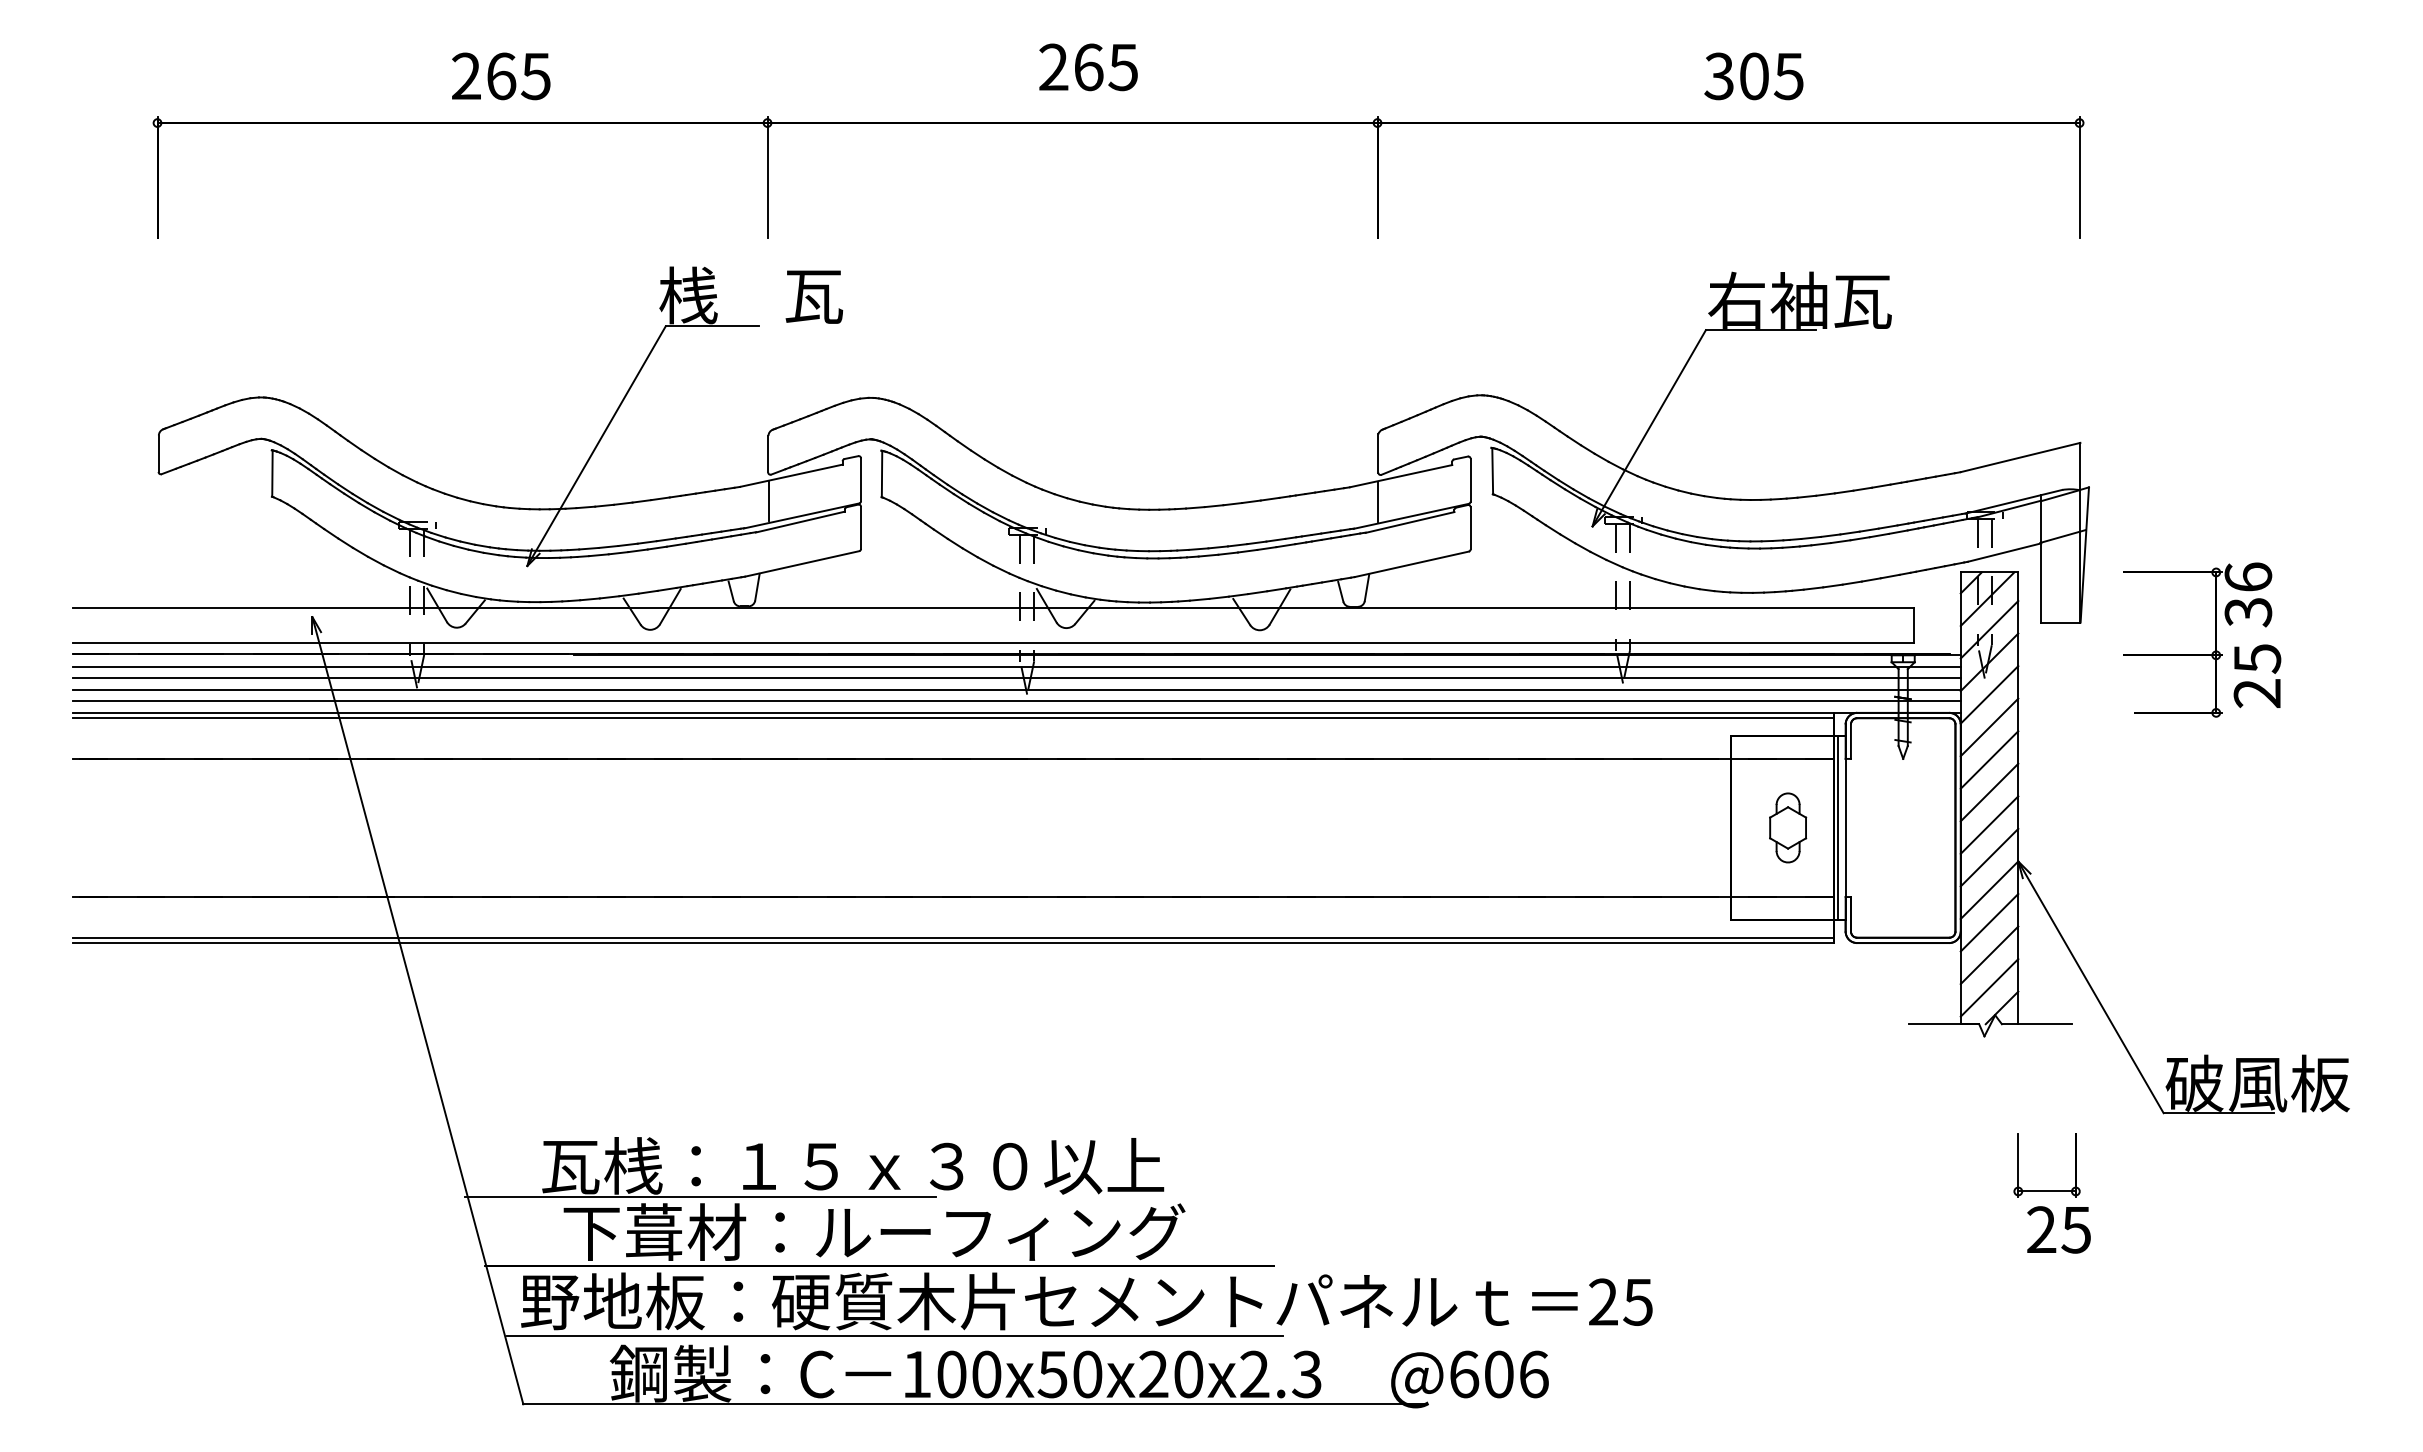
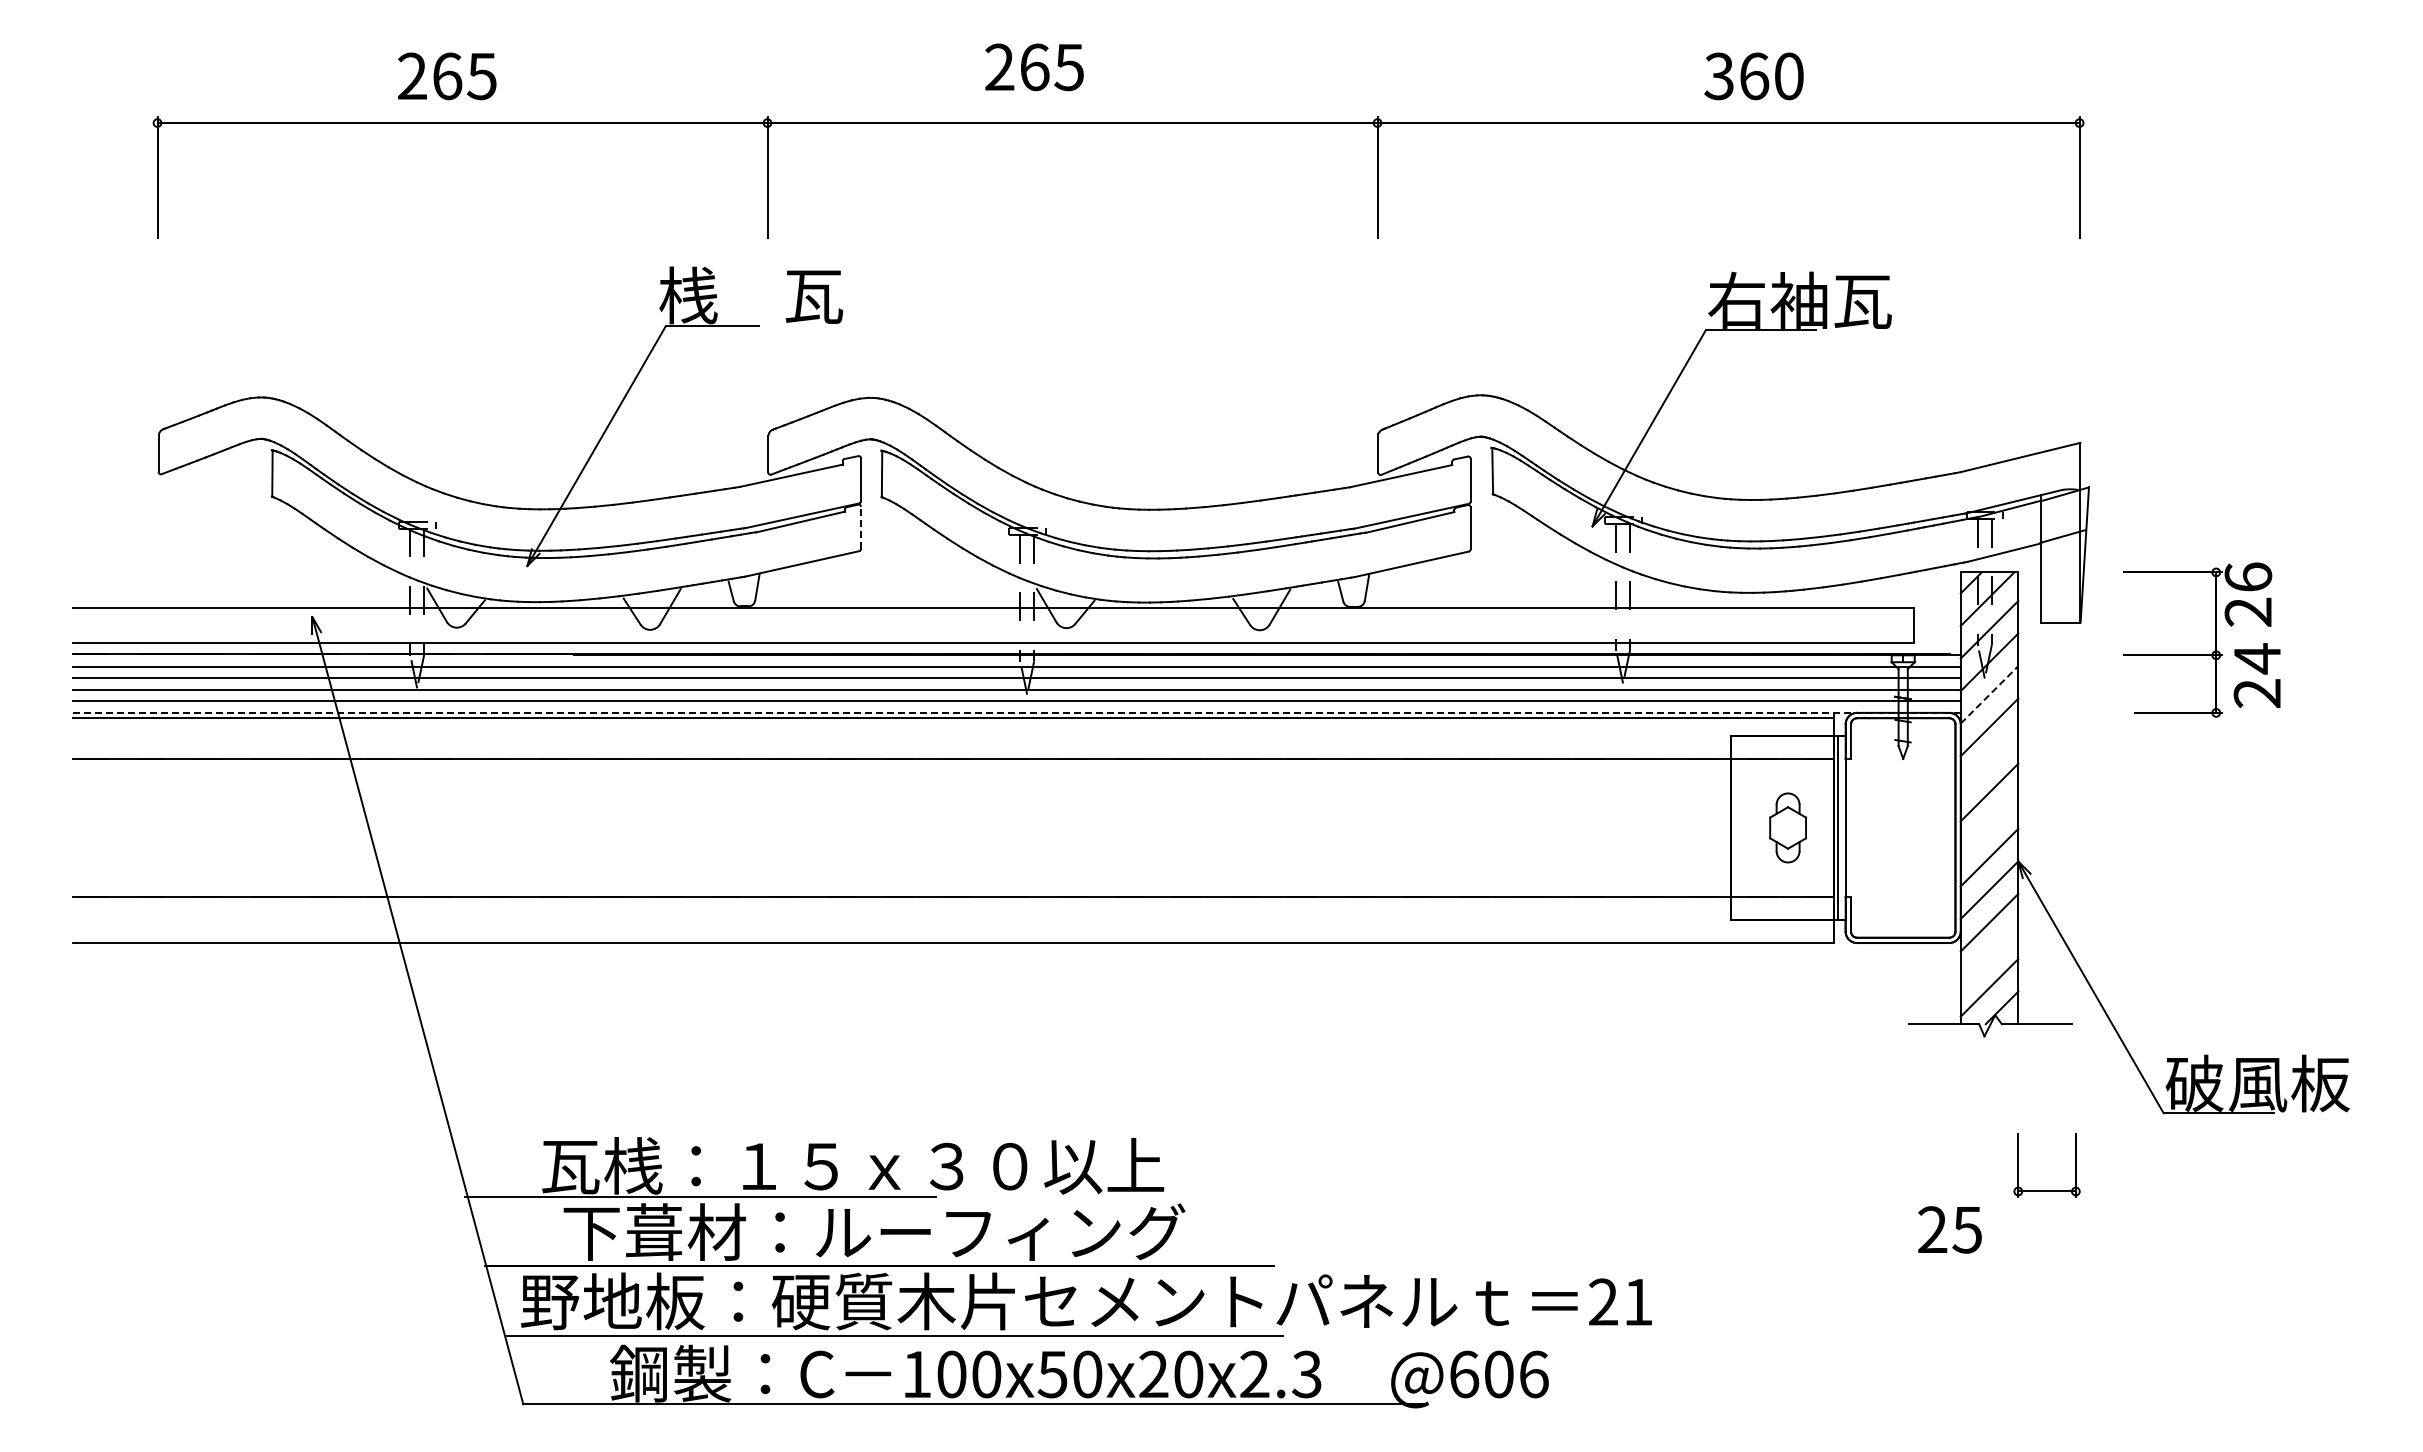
text position: (1088, 67) -> (1034, 67) (1034, 67)
text position: (501, 76) -> (447, 76) (447, 76)
text: 305 -> 360 (1771, 76)
line: present -> none (768, 501)
line: present -> none (1378, 501)
line: solid -> dashed (861, 527)
text: 36 -> 26 (2248, 612)
text: 25 -> 24 (2257, 658)
line: solid -> dashed (1989, 694)
line: solid -> dashed (1017, 712)
line: present -> none (1989, 759)
line: present -> none (1989, 824)
line: present -> none (953, 937)
line: present -> none (1989, 955)
text position: (2058, 1229) -> (1949, 1229) (1949, 1229)
text: 25 -> 21 (1637, 1302)
